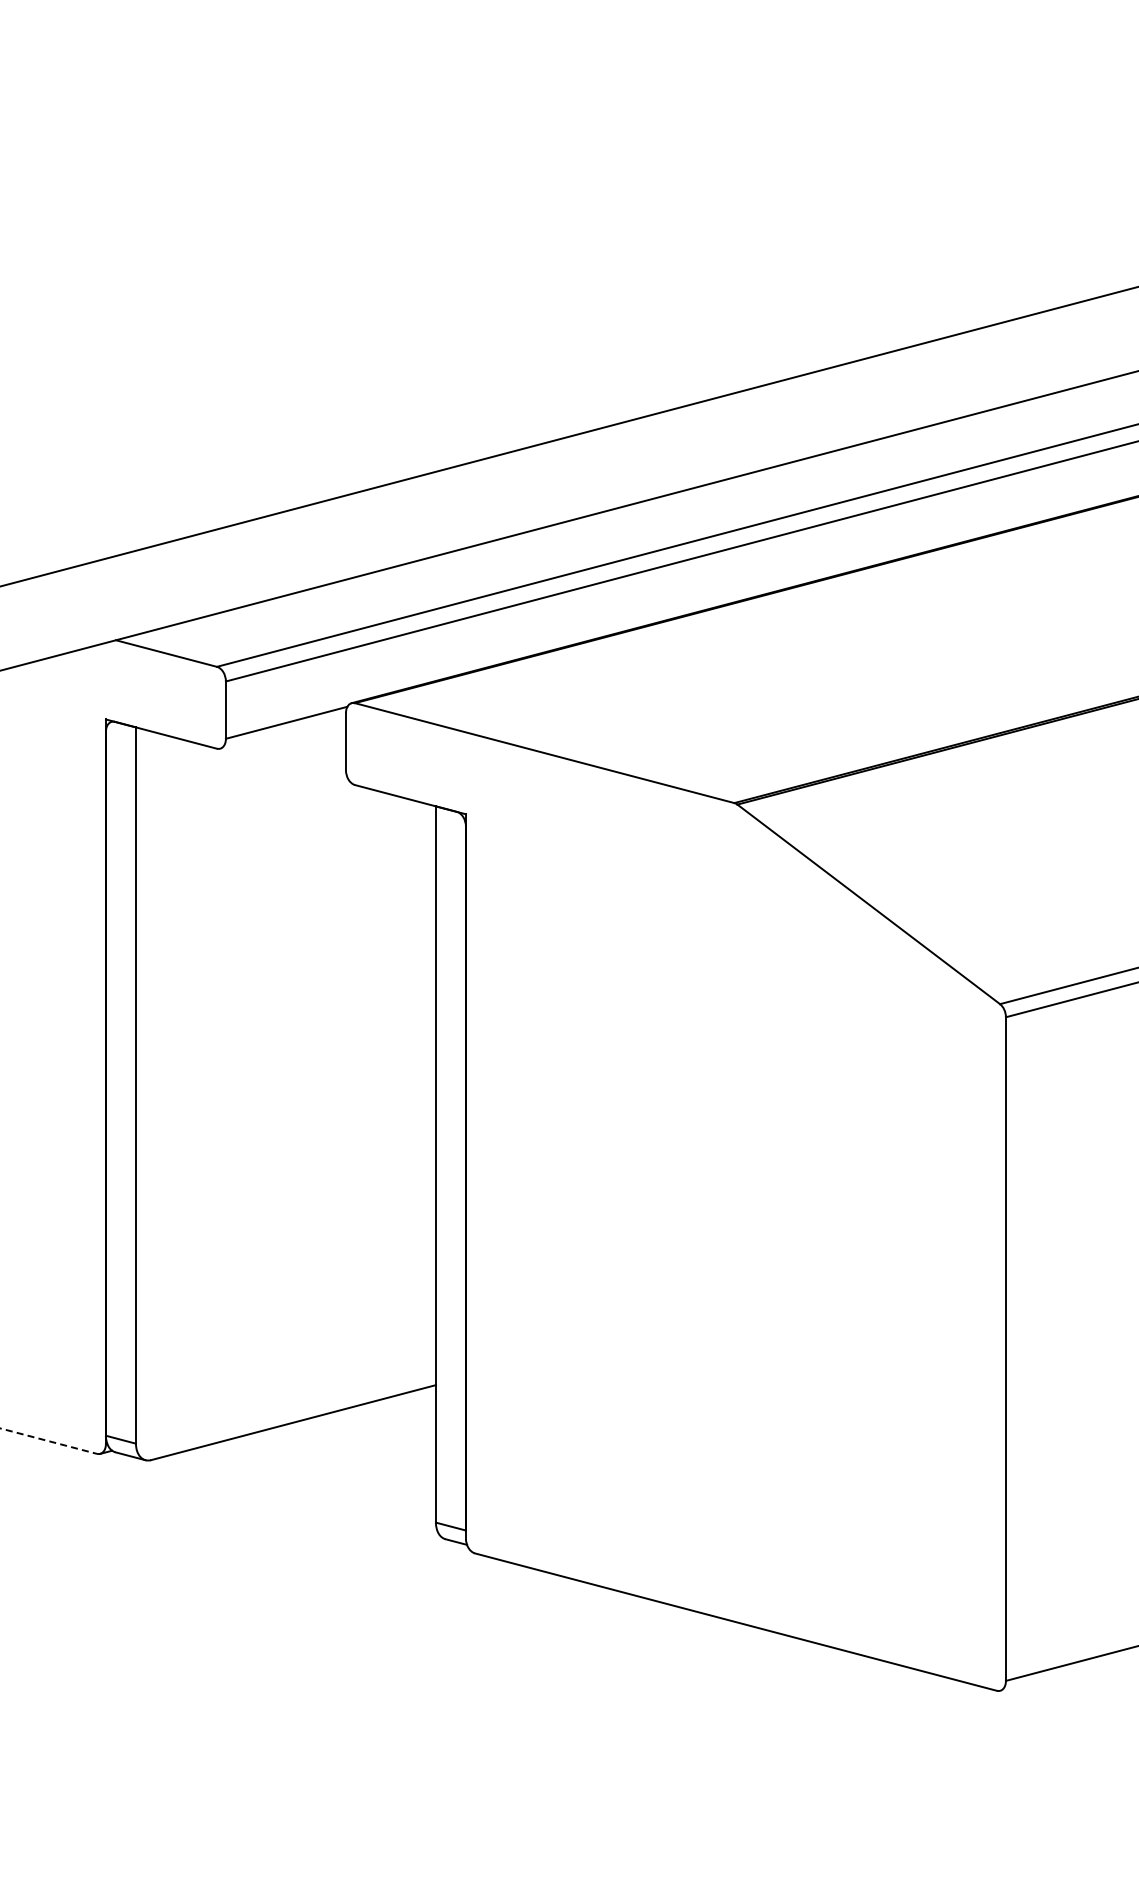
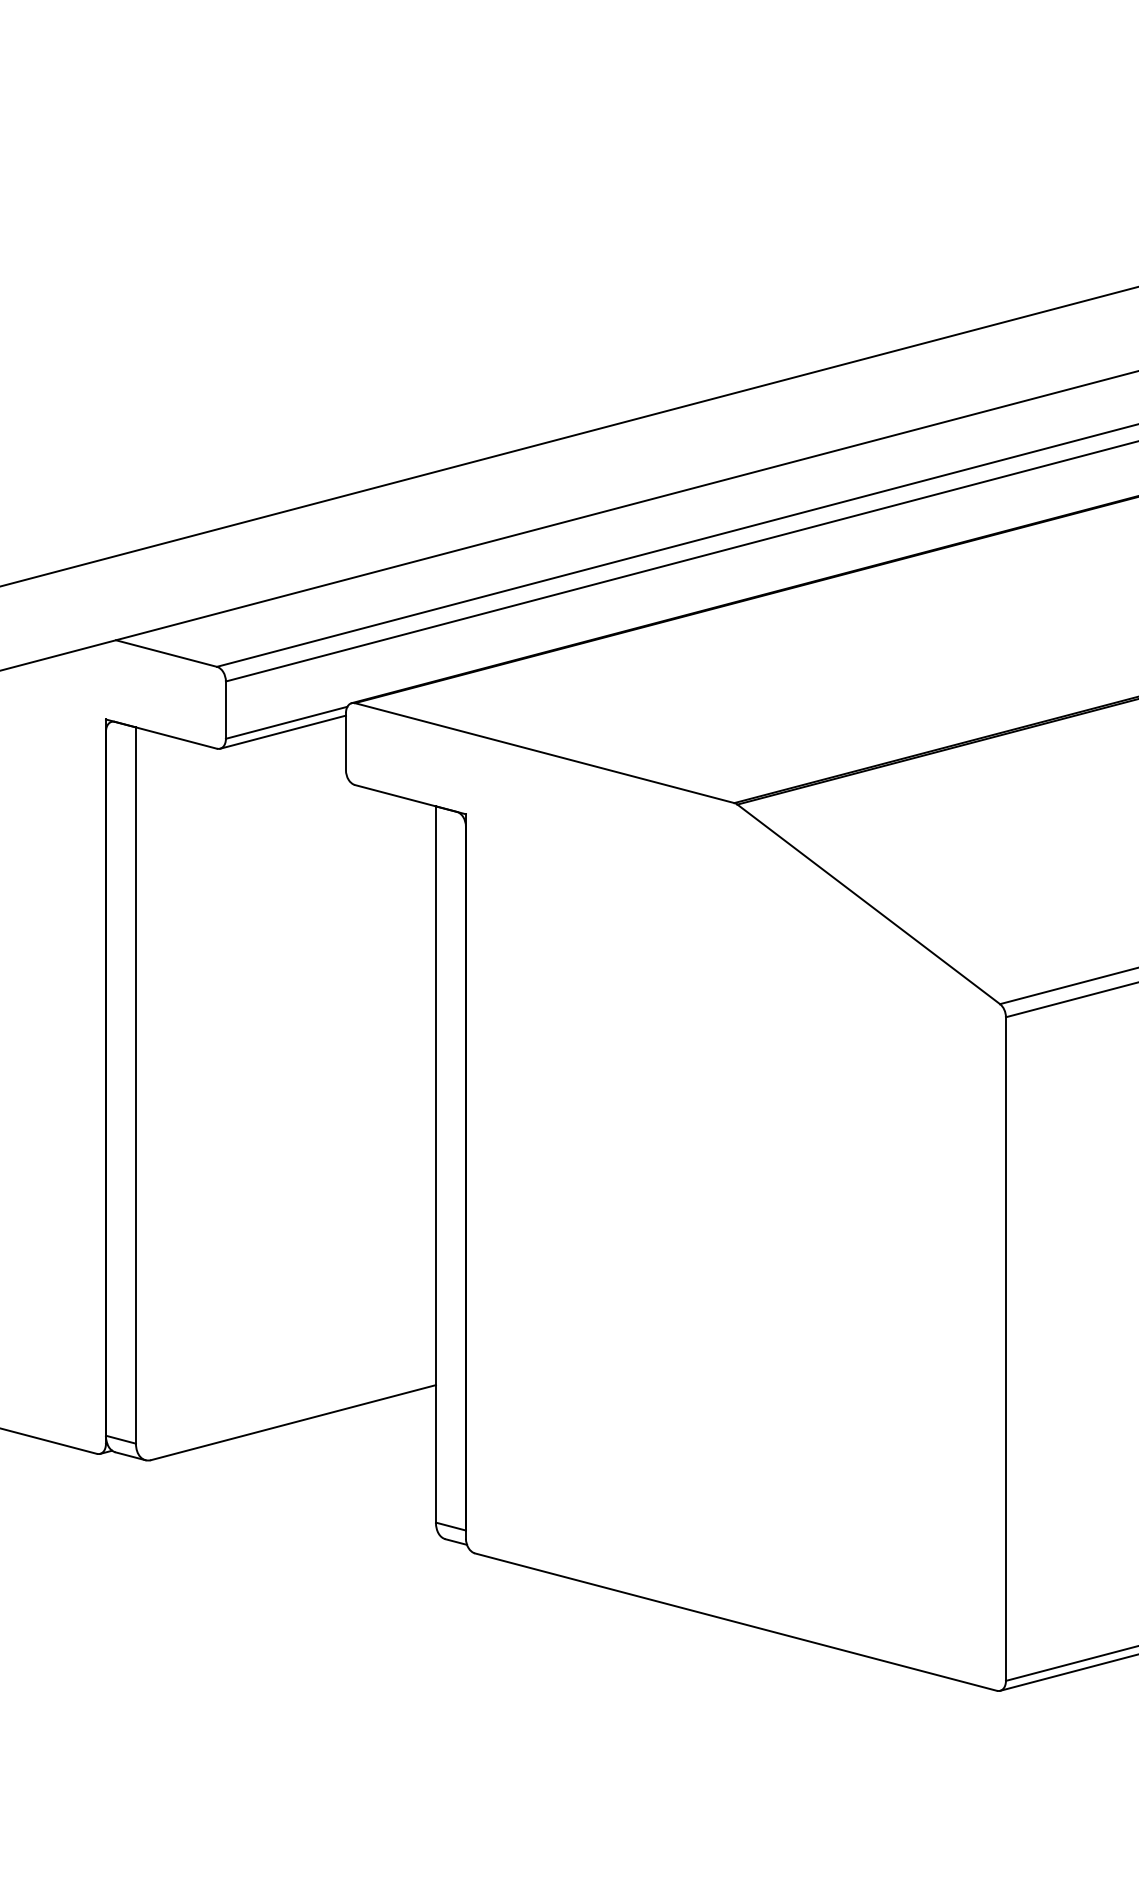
line: none -> present (282, 731)
line: dashed -> solid (48, 1441)
line: none -> present (1067, 1672)
